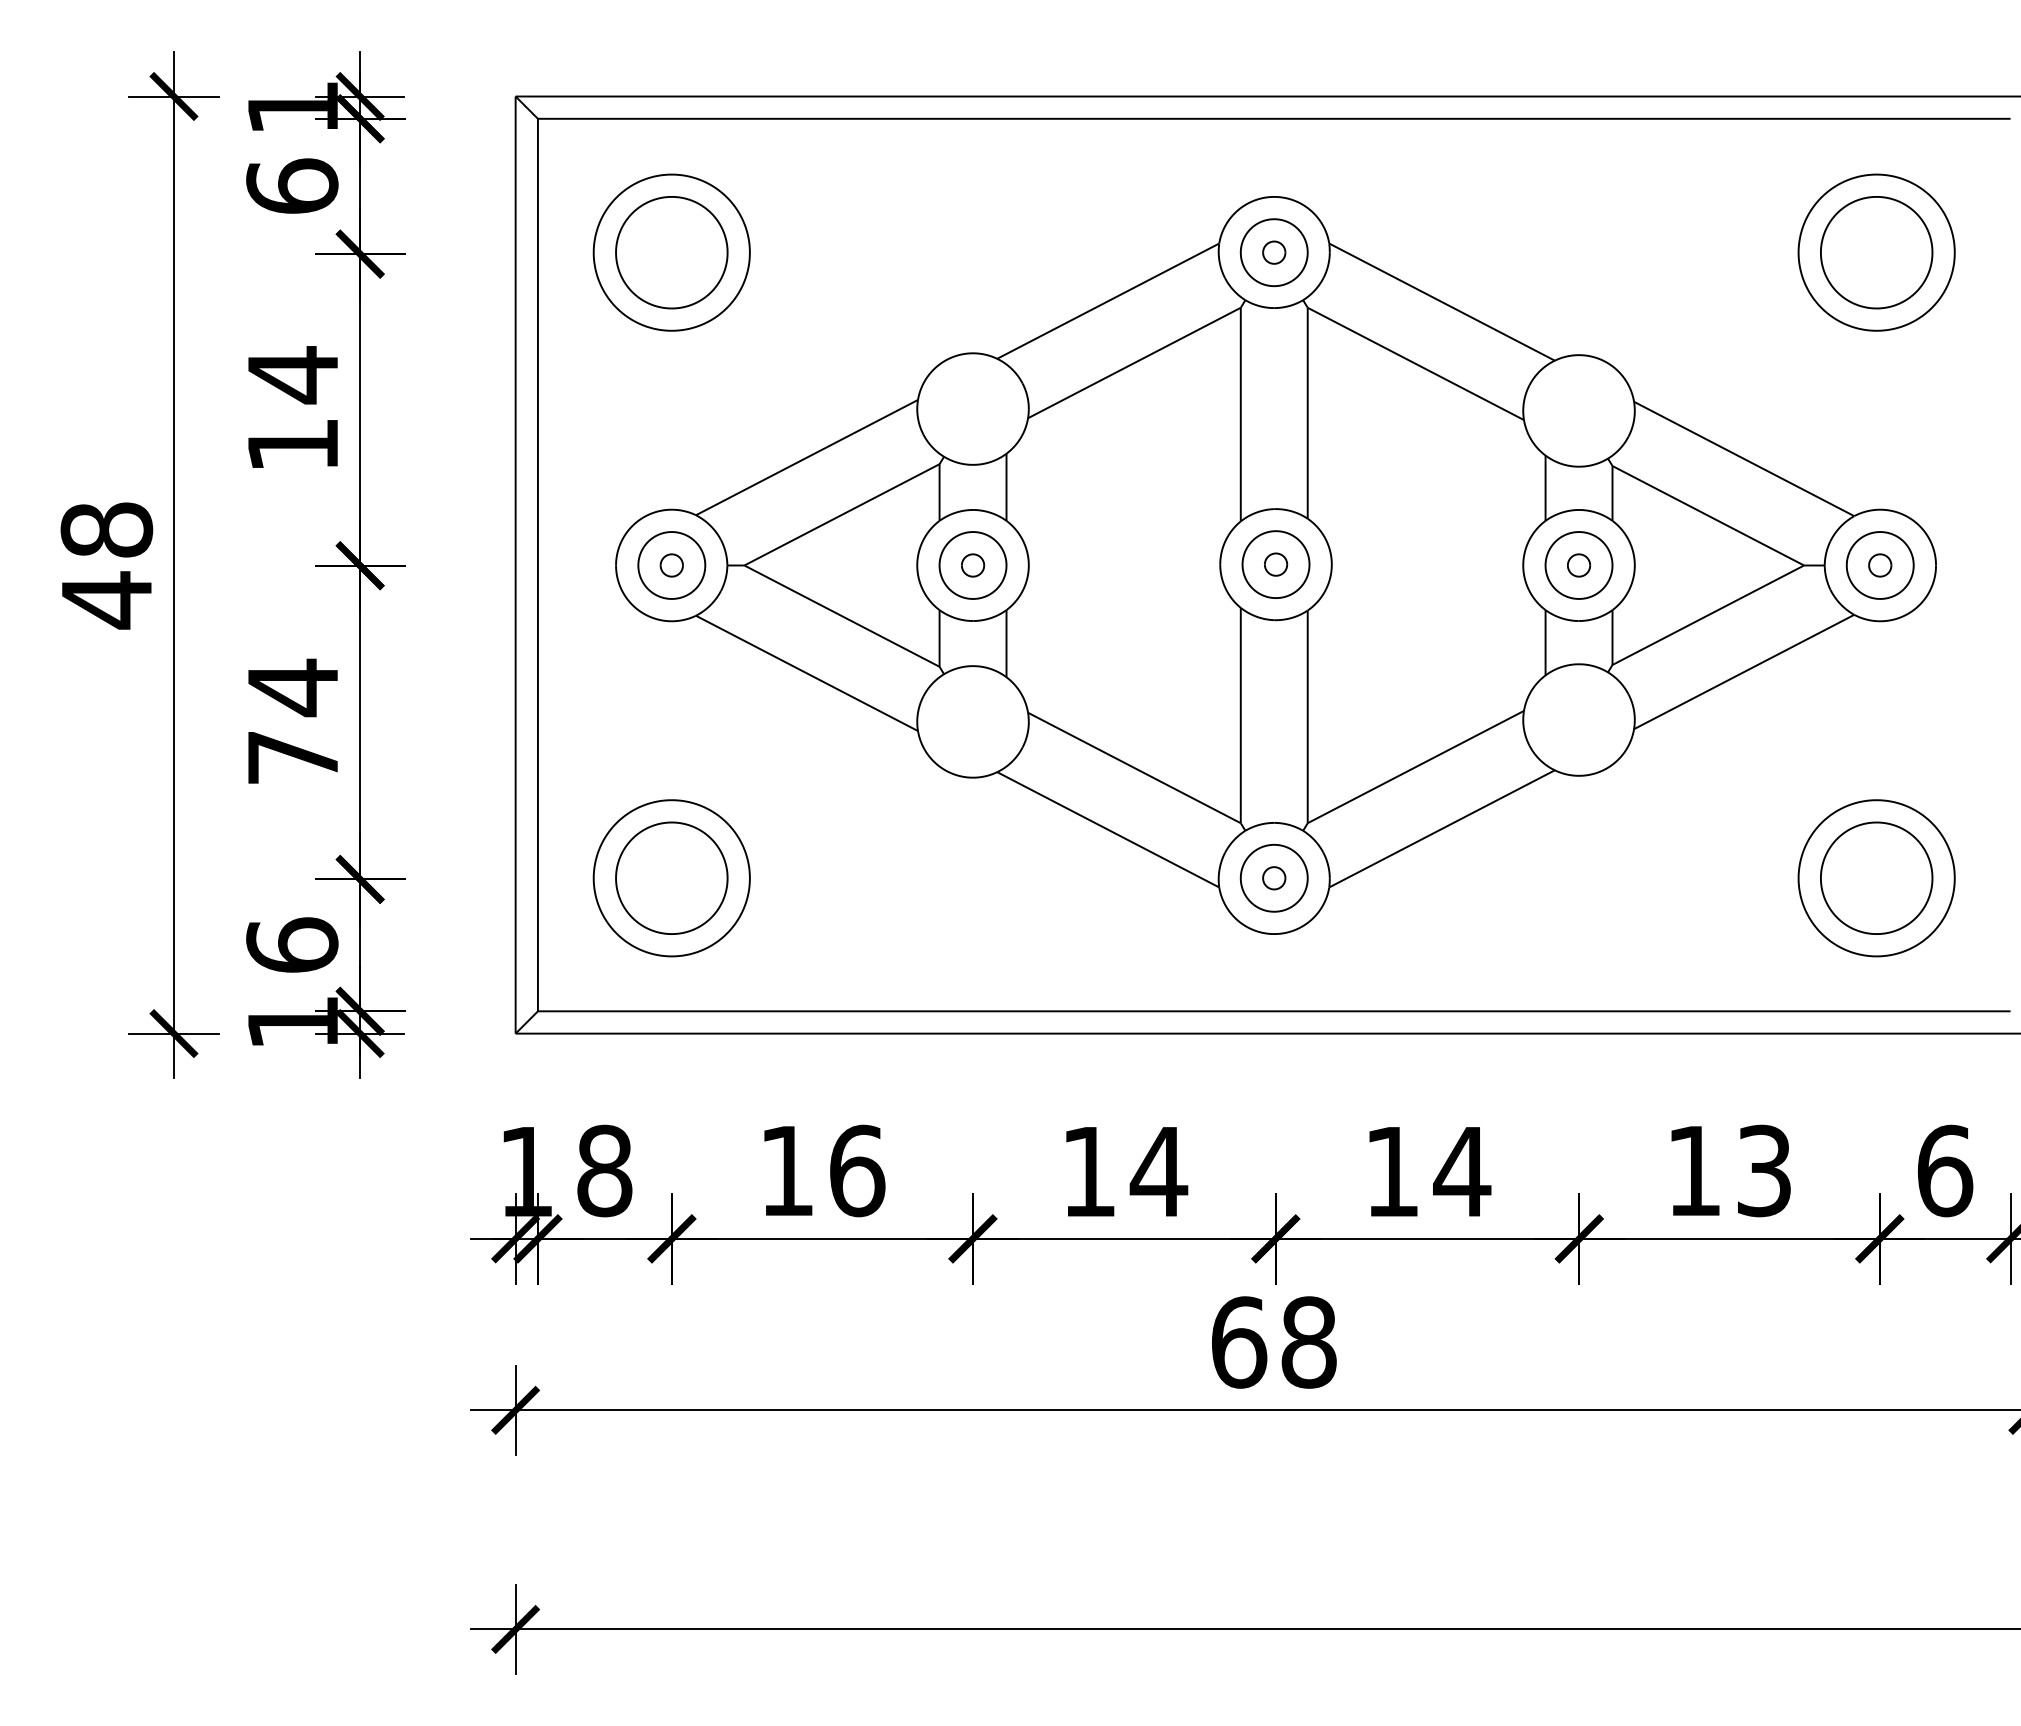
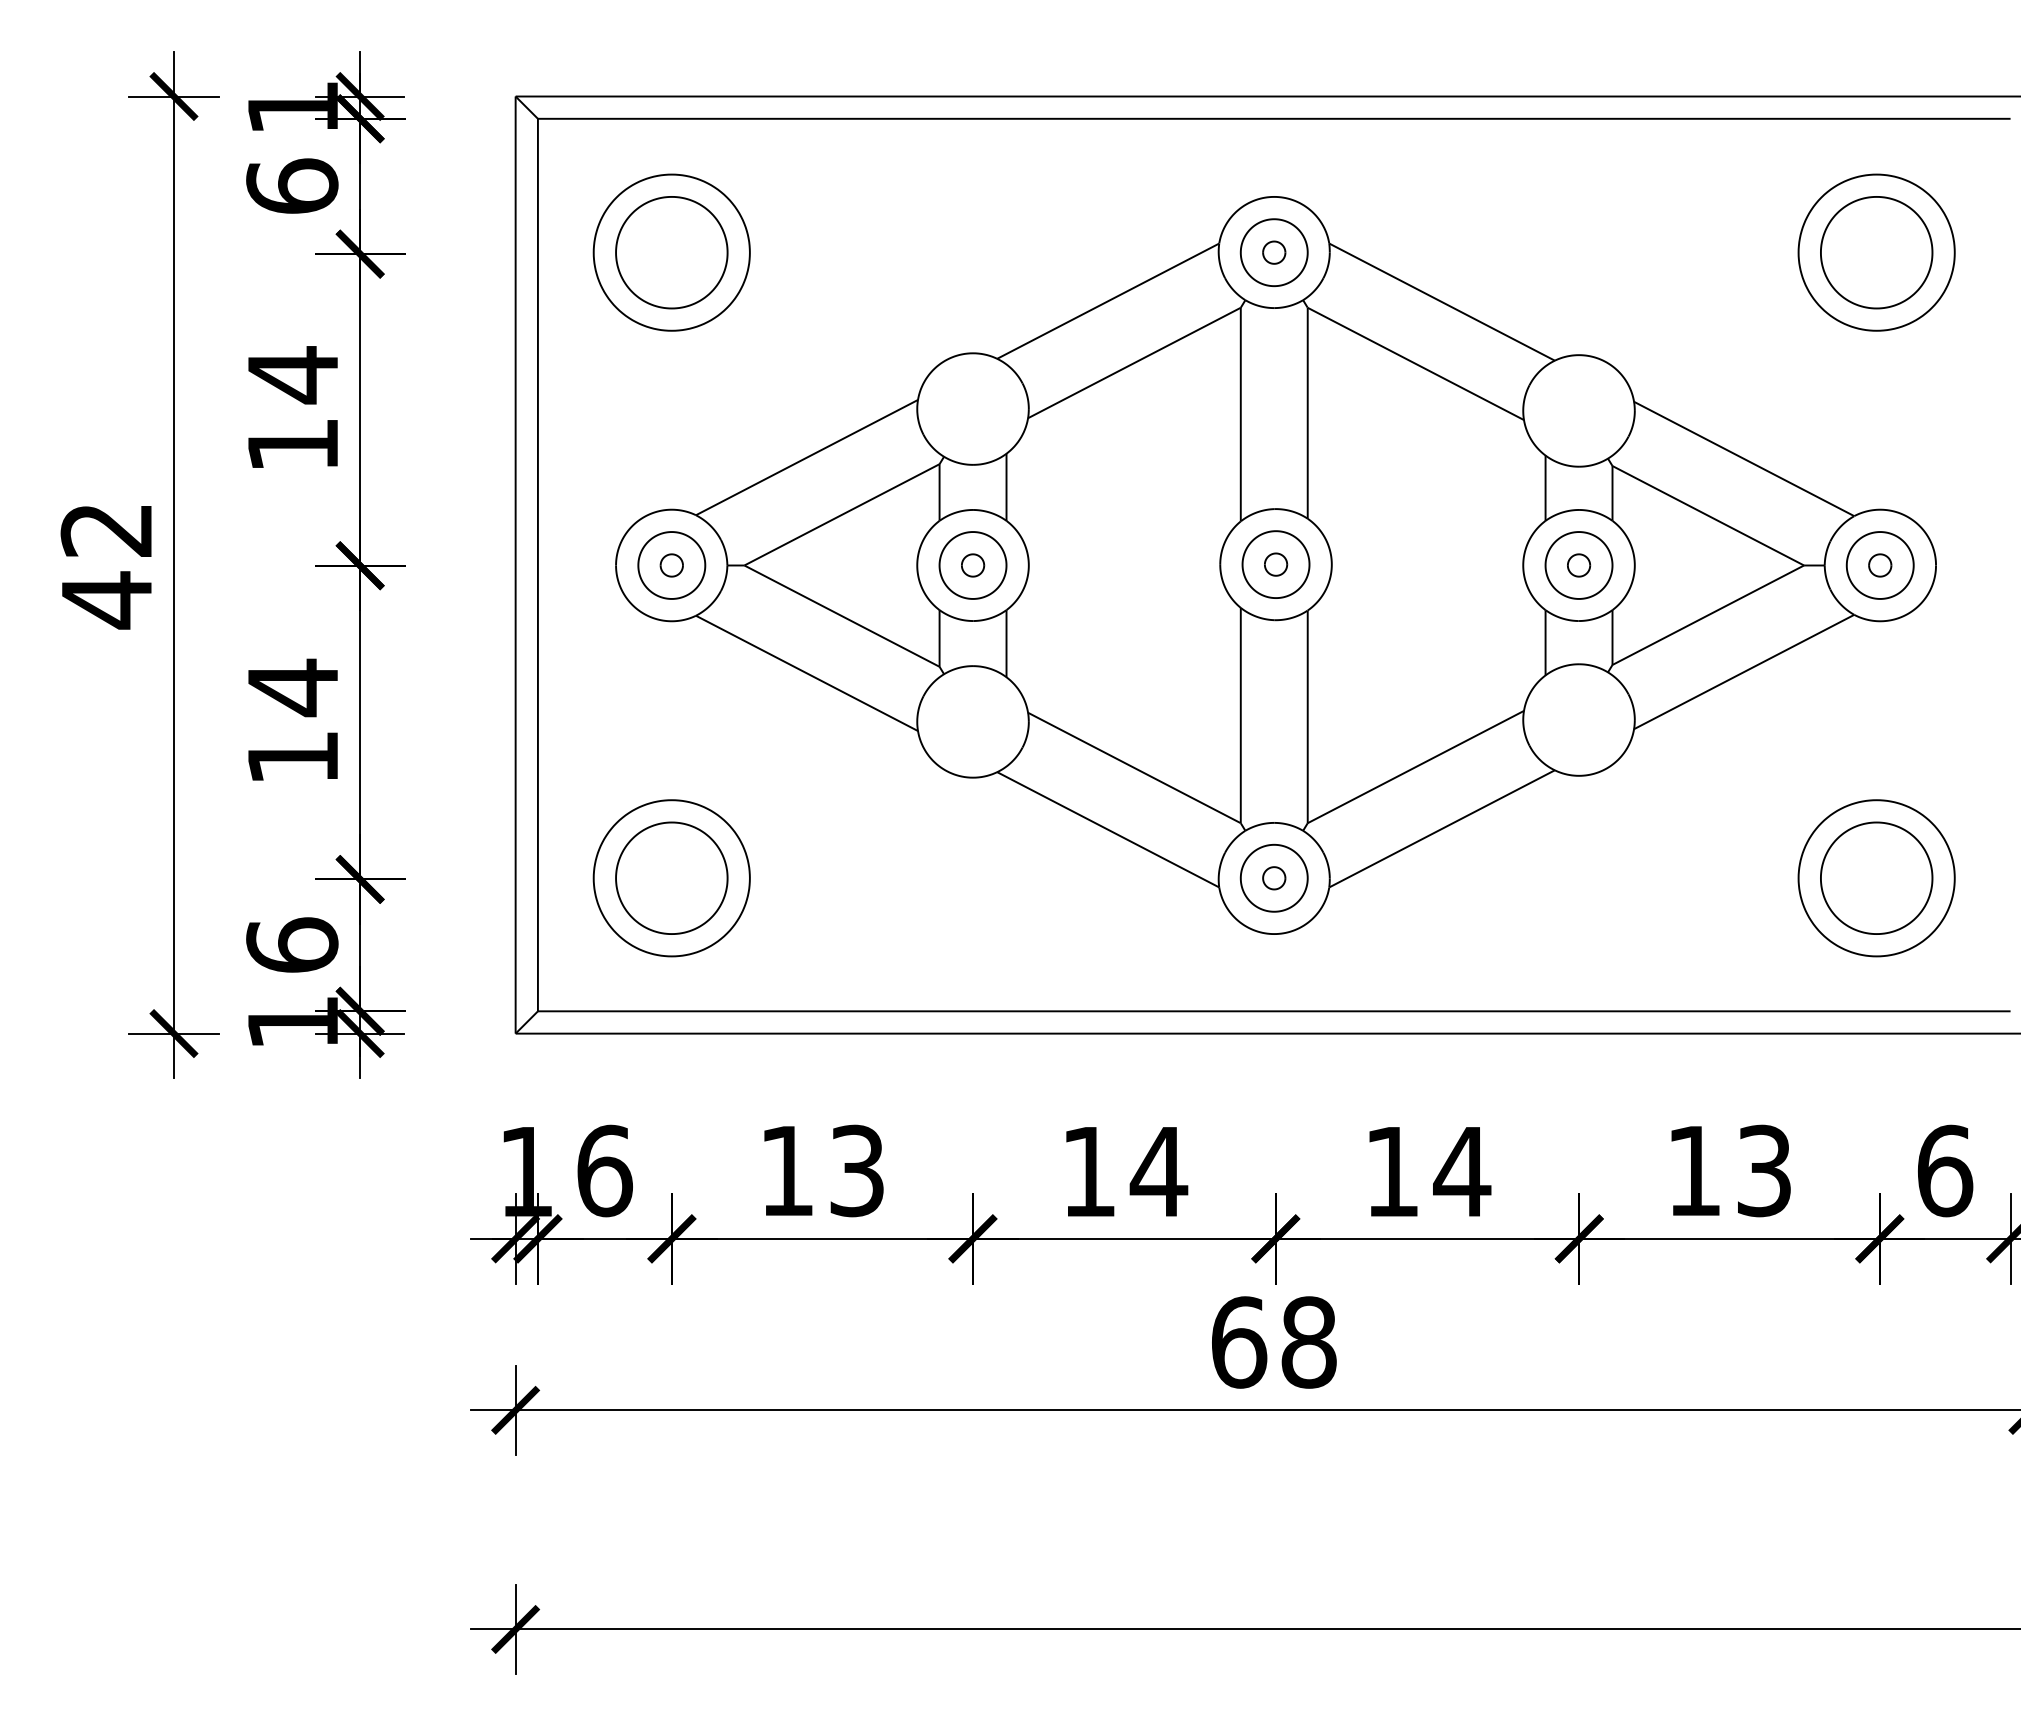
text: 48 -> 42 (106, 529)
text: 74 -> 14 (292, 757)
text: 8 -> 6 (604, 1170)
text: 16 -> 13 (857, 1170)
